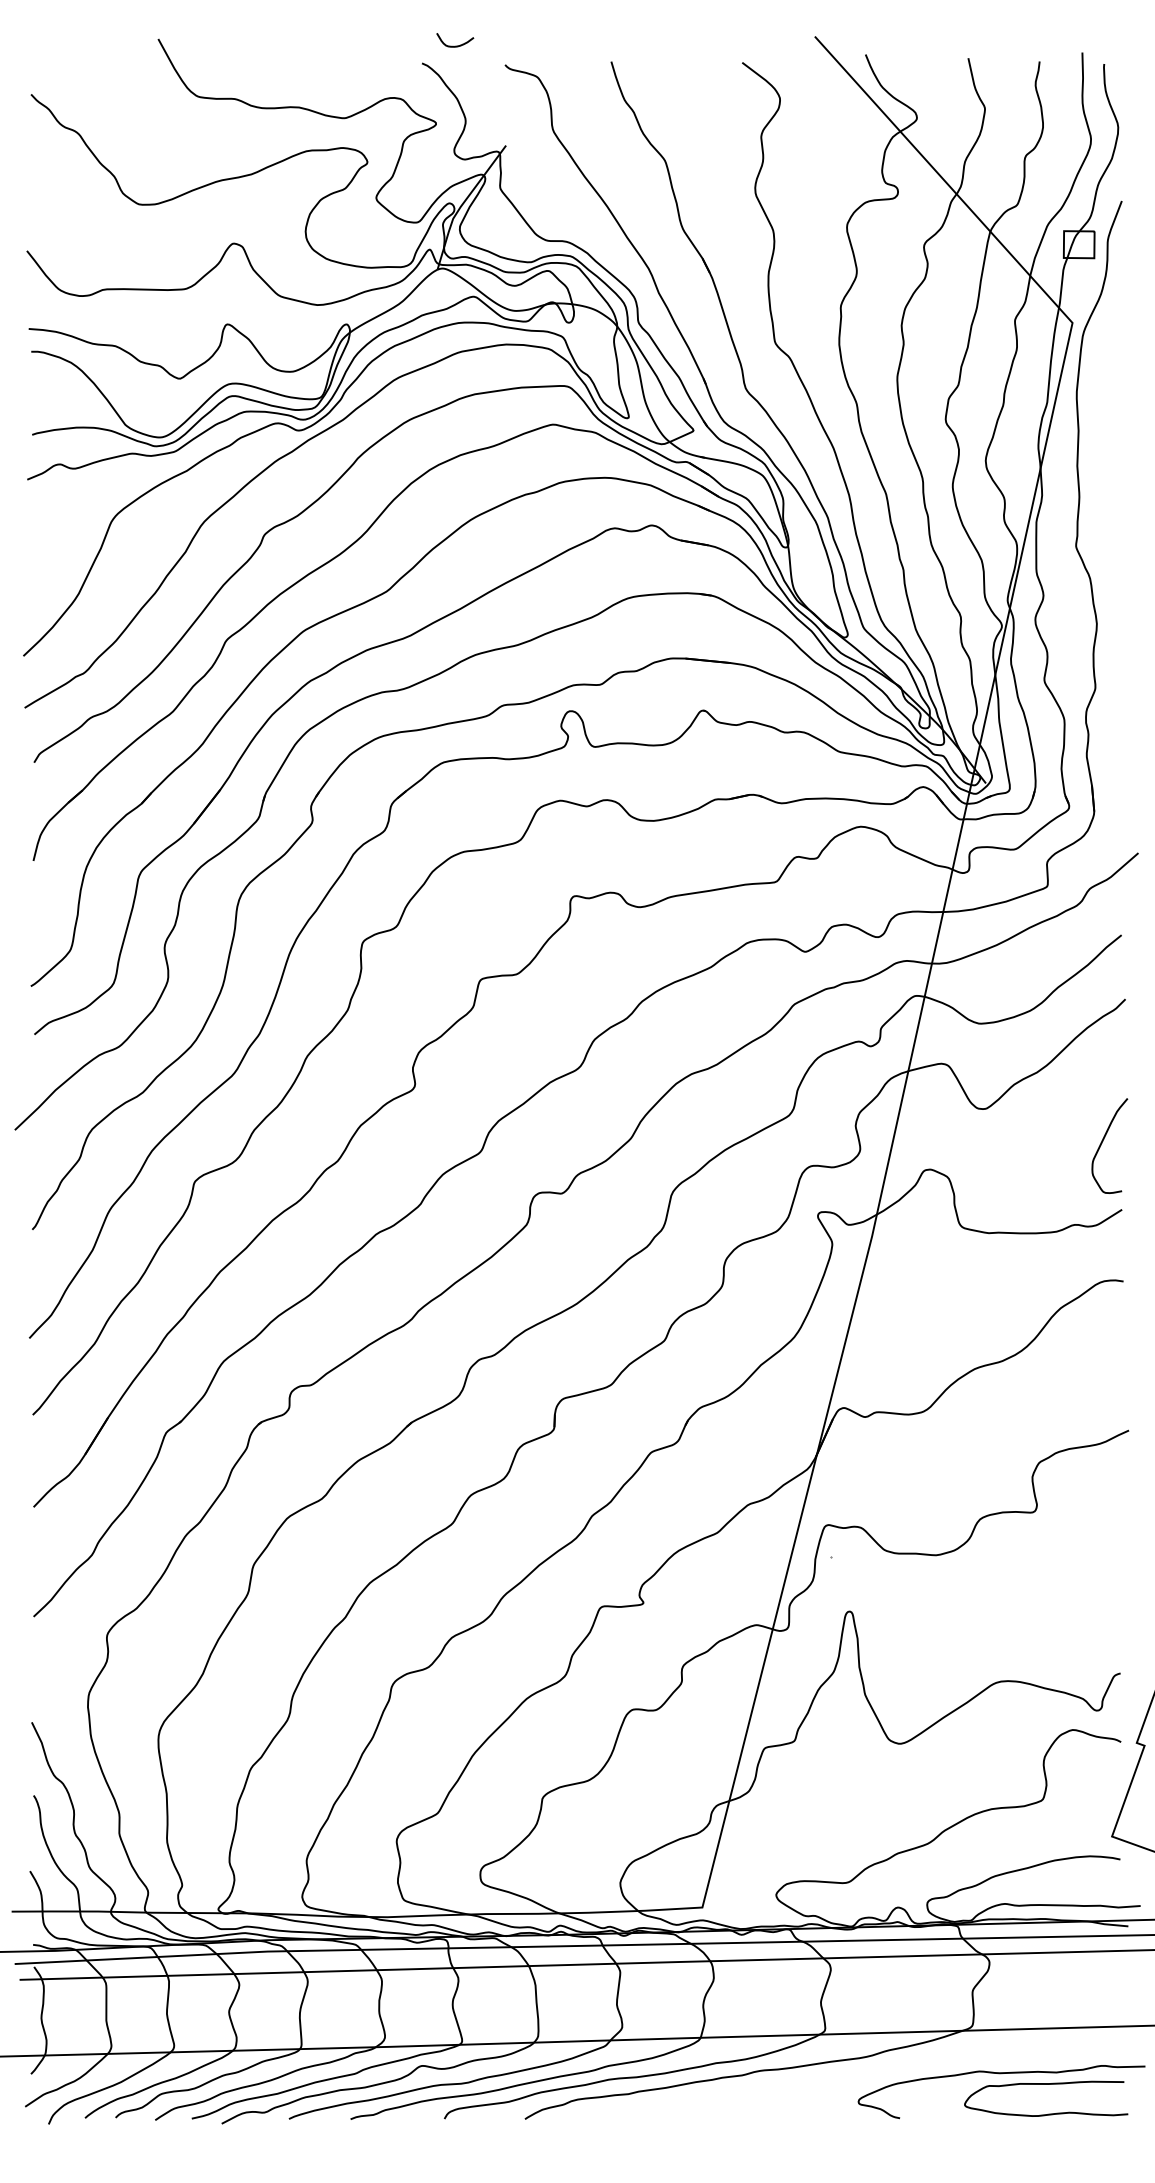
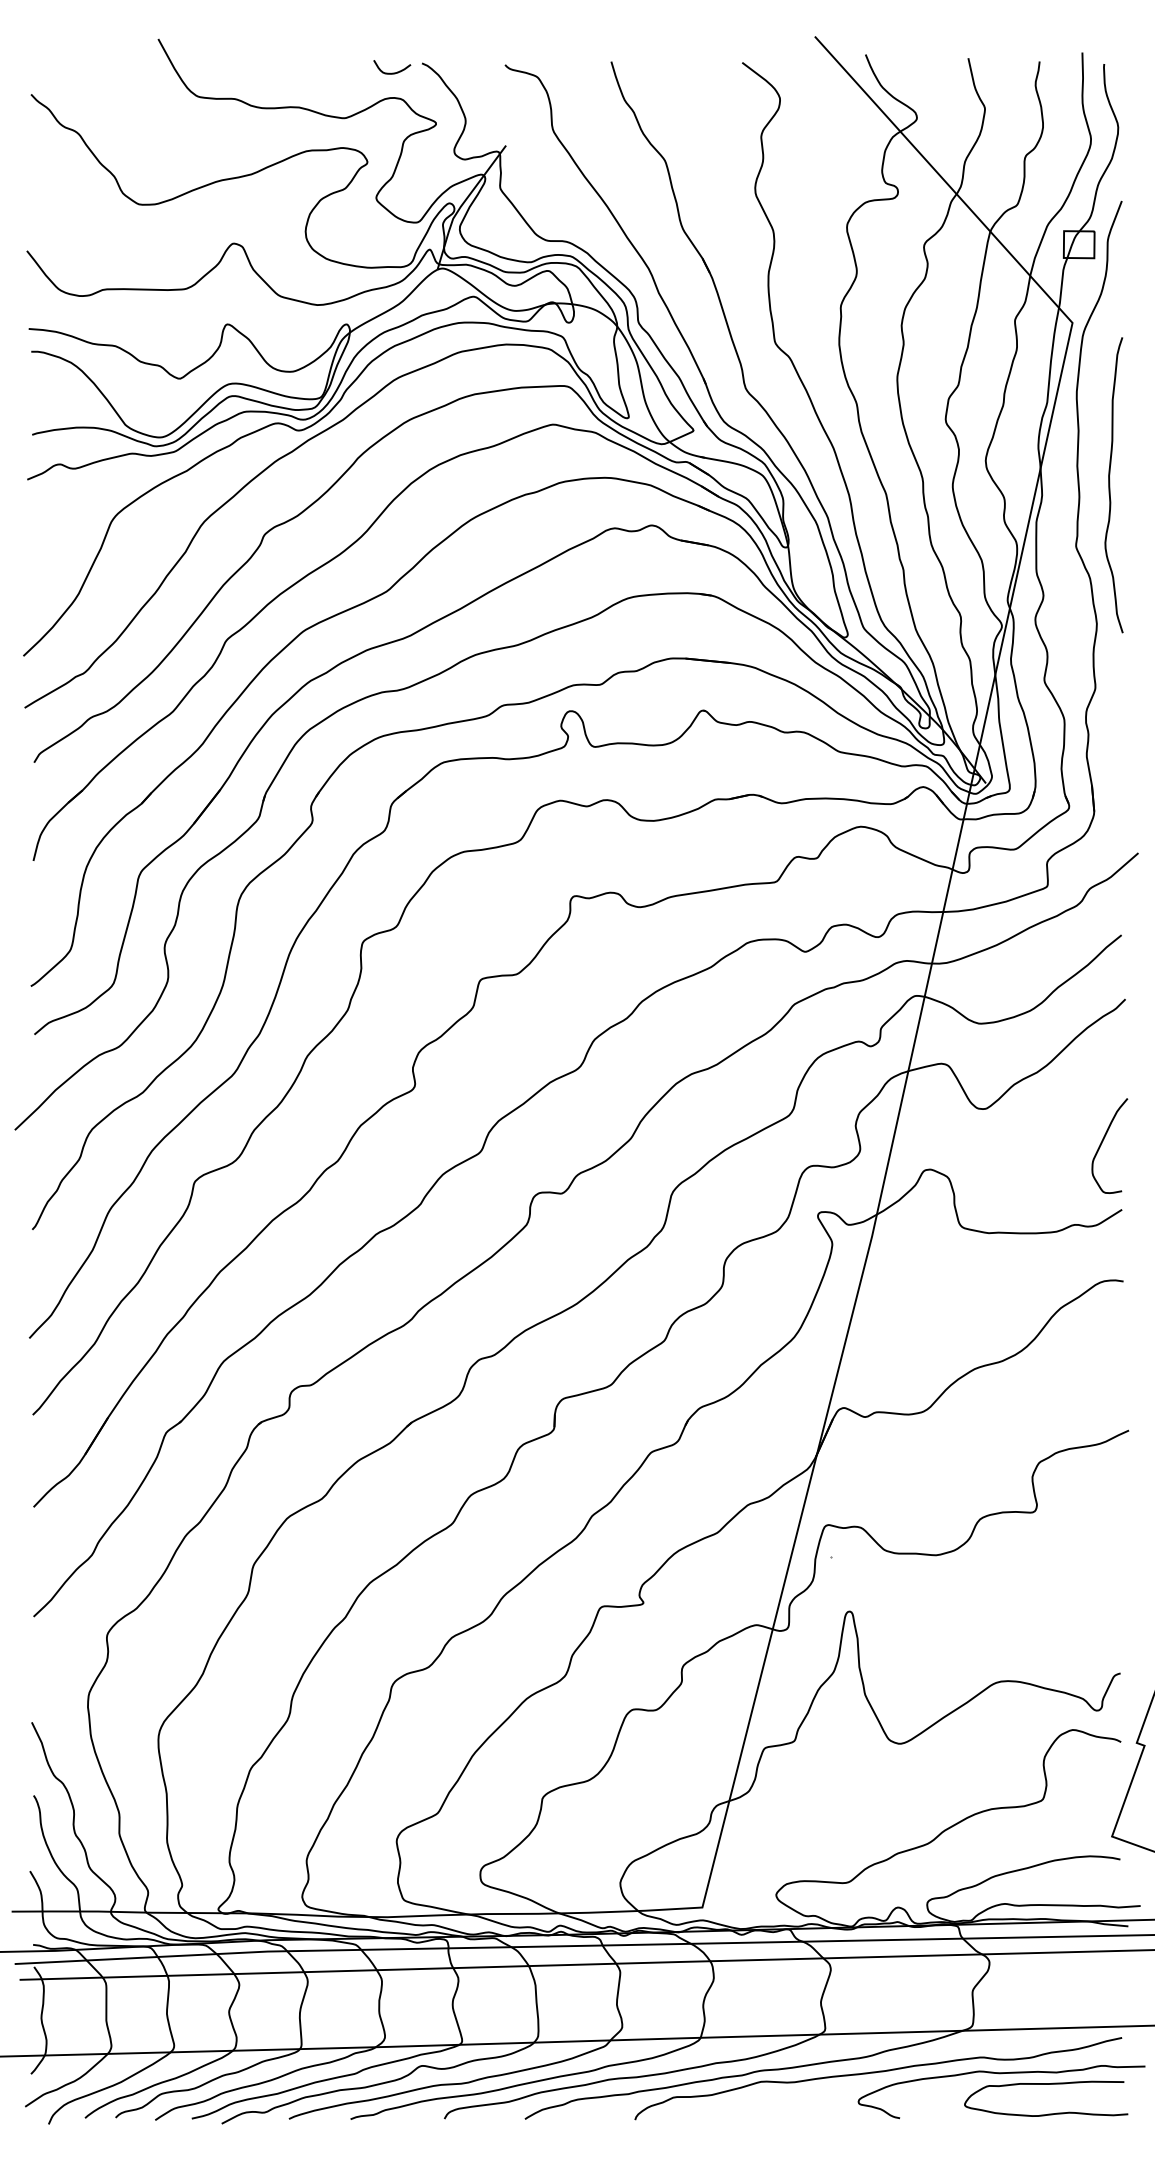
curve position: (455, 45) -> (392, 72) (392, 72)
curve: none -> present (1110, 485)
curve: none -> present (875, 2073)
